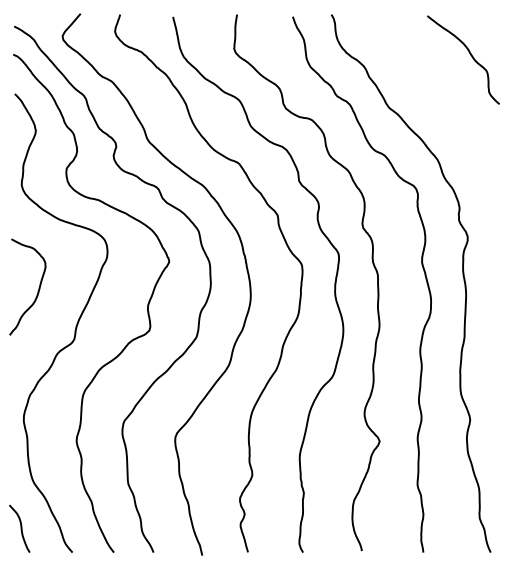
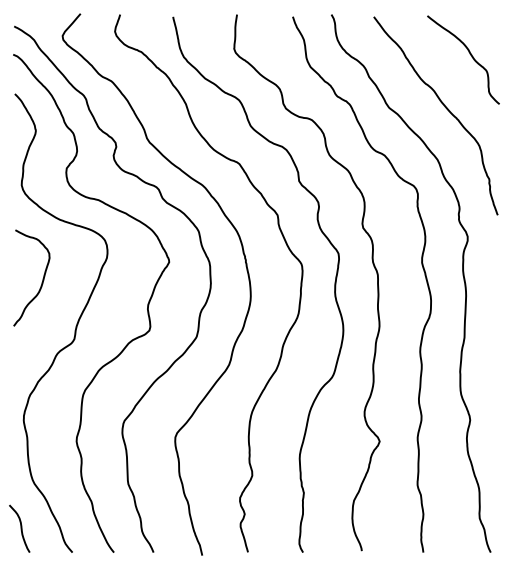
curve: none -> present (444, 107)
curve position: (38, 287) -> (42, 278) (42, 278)
